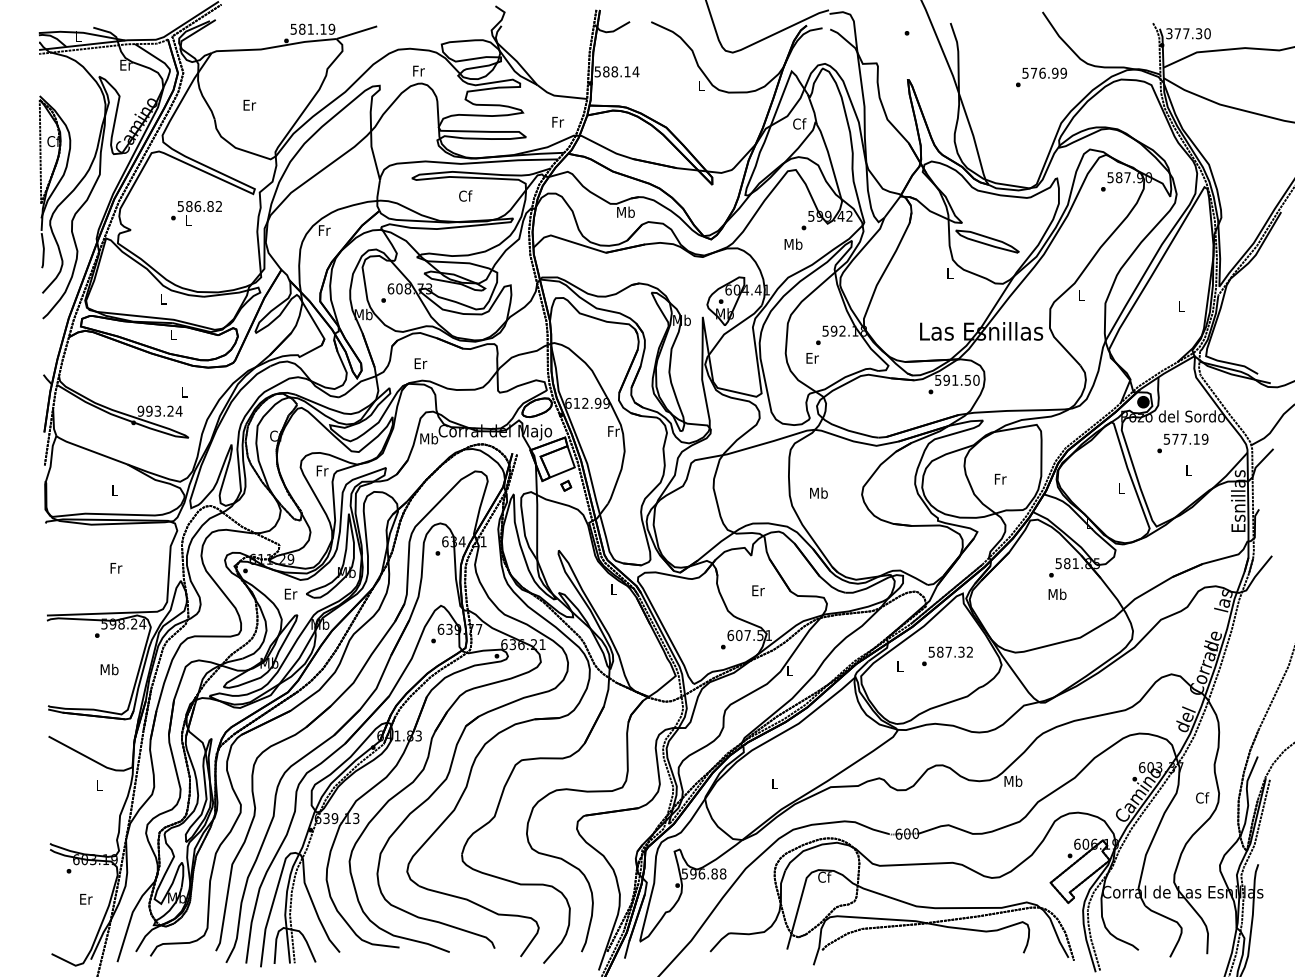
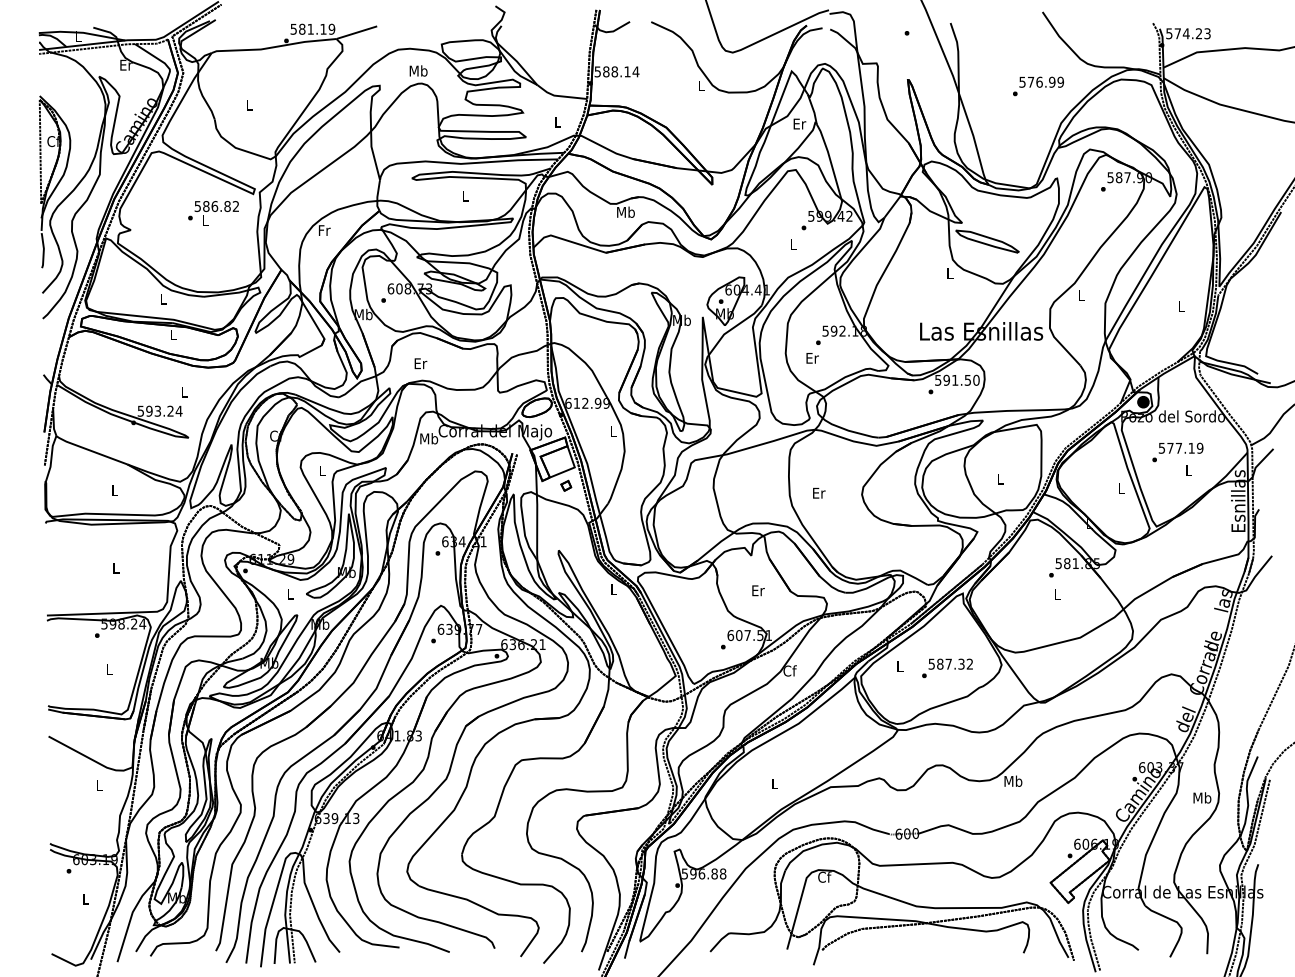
text: 377.30 -> 574.23 (1188, 33)
text: Fr -> Mb (418, 70)
text position: (1041, 77) -> (1038, 86) (1038, 86)
text: Er -> L (249, 104)
text: Fr -> L (558, 121)
text: Cf -> Er (799, 123)
text: Cf -> L (465, 195)
text position: (196, 213) -> (213, 213) (213, 213)
text: Mb -> L (793, 243)
text: 993.24 -> 593.24 (140, 410)
text: Fr -> L (613, 431)
text position: (1182, 443) -> (1177, 452) (1177, 452)
text: Fr -> L (322, 470)
text: Fr -> L (1000, 478)
text: Mb -> Er (818, 492)
text: Fr -> L (116, 567)
text: Er -> L (290, 593)
text: Mb -> L (1057, 593)
text position: (947, 656) -> (947, 668) (947, 668)
text: Mb -> L (109, 669)
text: L -> Cf (789, 670)
text: Cf -> Mb (1202, 797)
text: Er -> L (86, 898)
